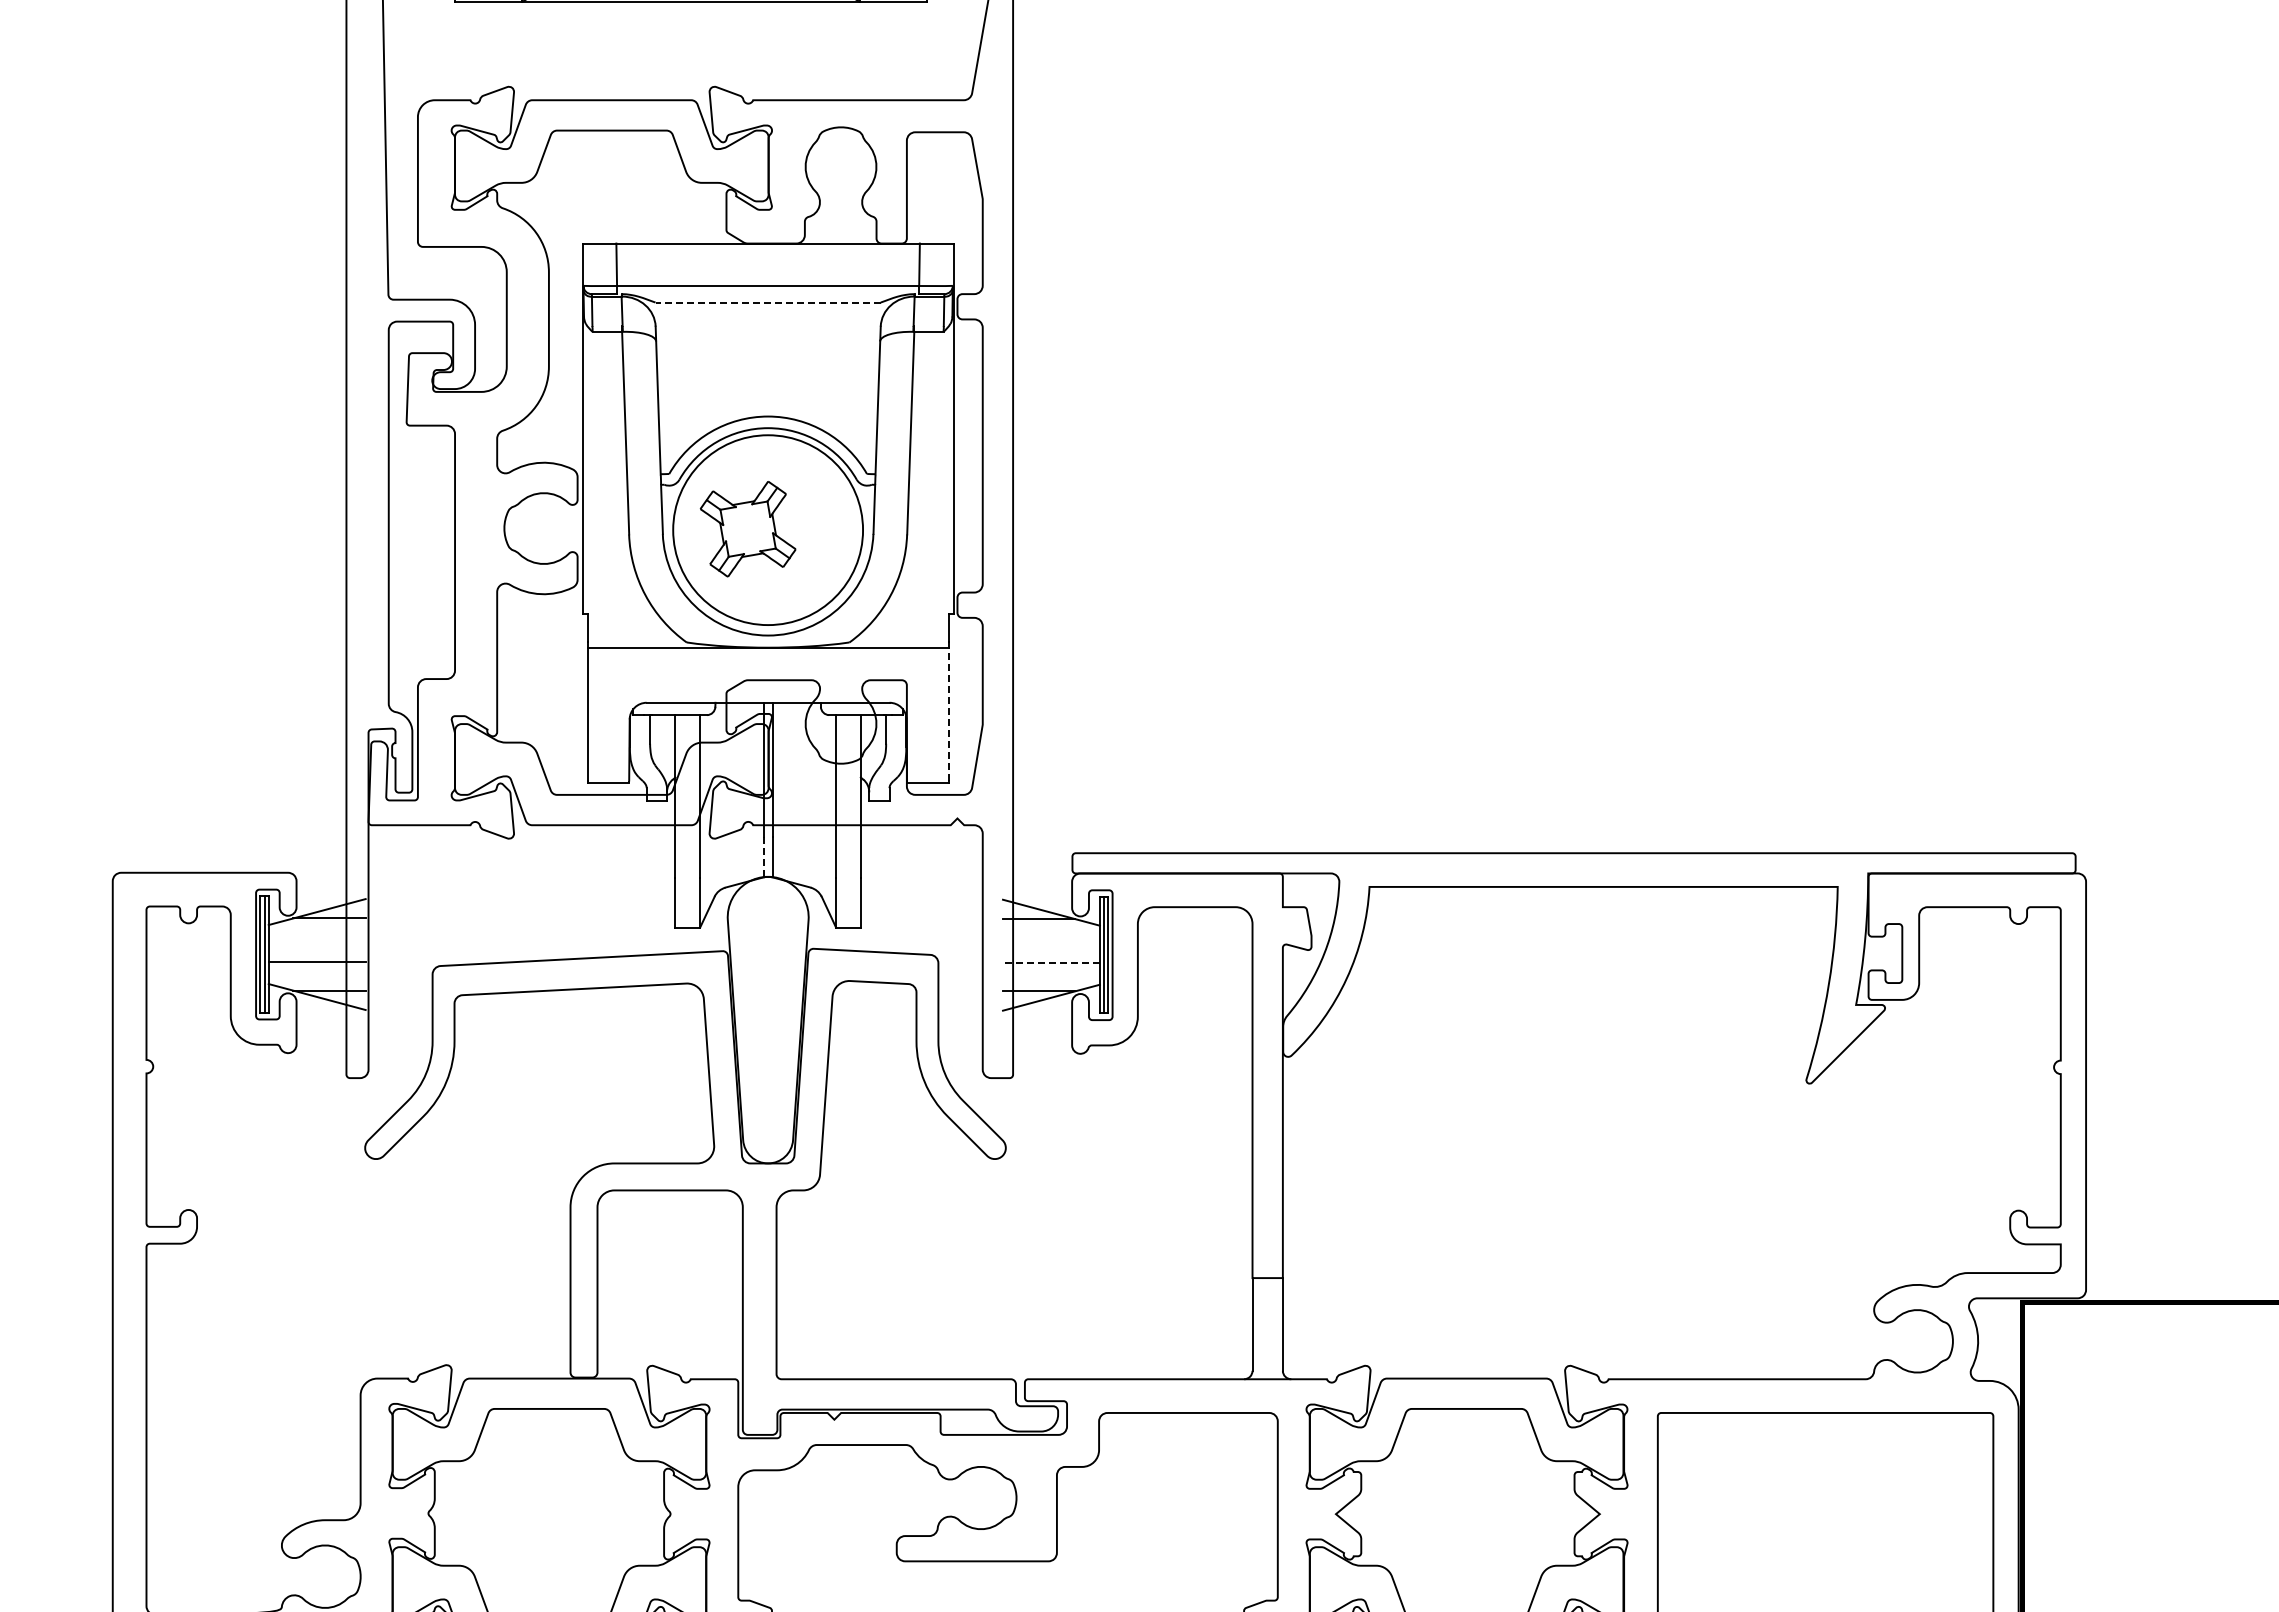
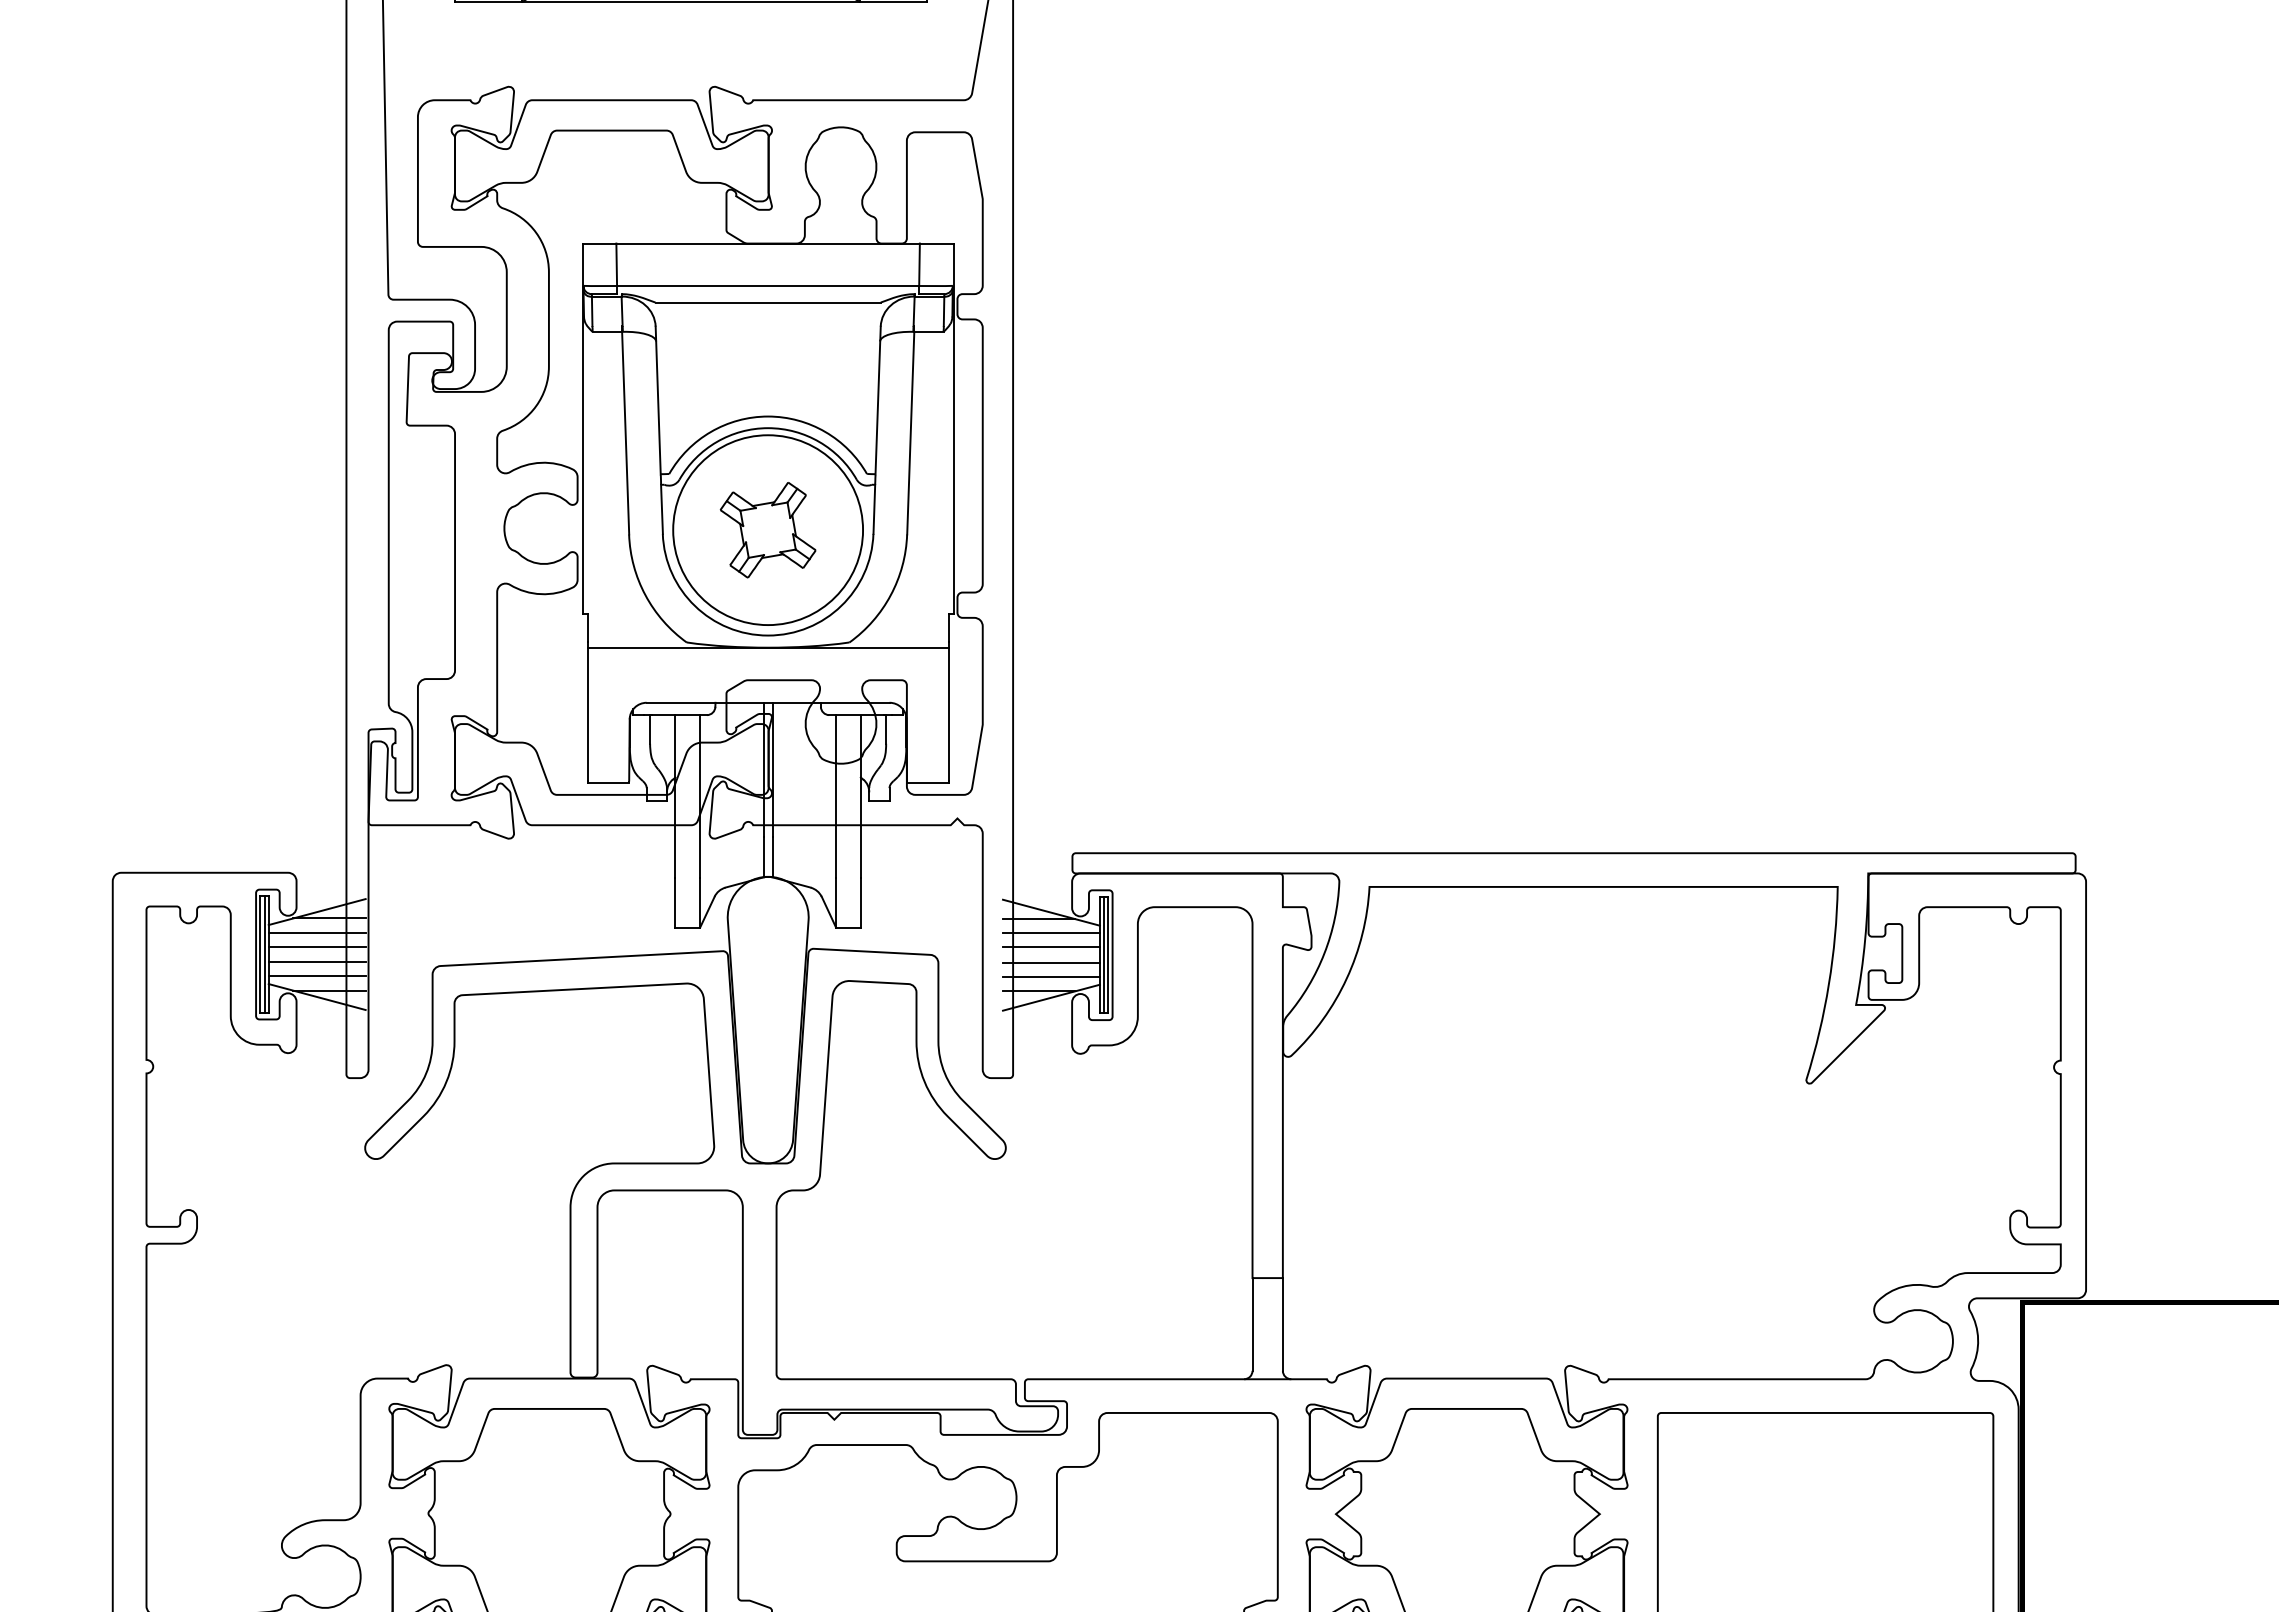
line: dashed -> solid (768, 302)
part position: (747, 529) -> (767, 530) (767, 530)
line: dashed -> solid (948, 713)
line: dashed -> solid (763, 856)
line: none -> present (316, 932)
line: none -> present (1050, 933)
line: none -> present (316, 946)
line: none -> present (1050, 947)
line: dashed -> solid (1050, 962)
line: none -> present (316, 976)
line: none -> present (1050, 977)
